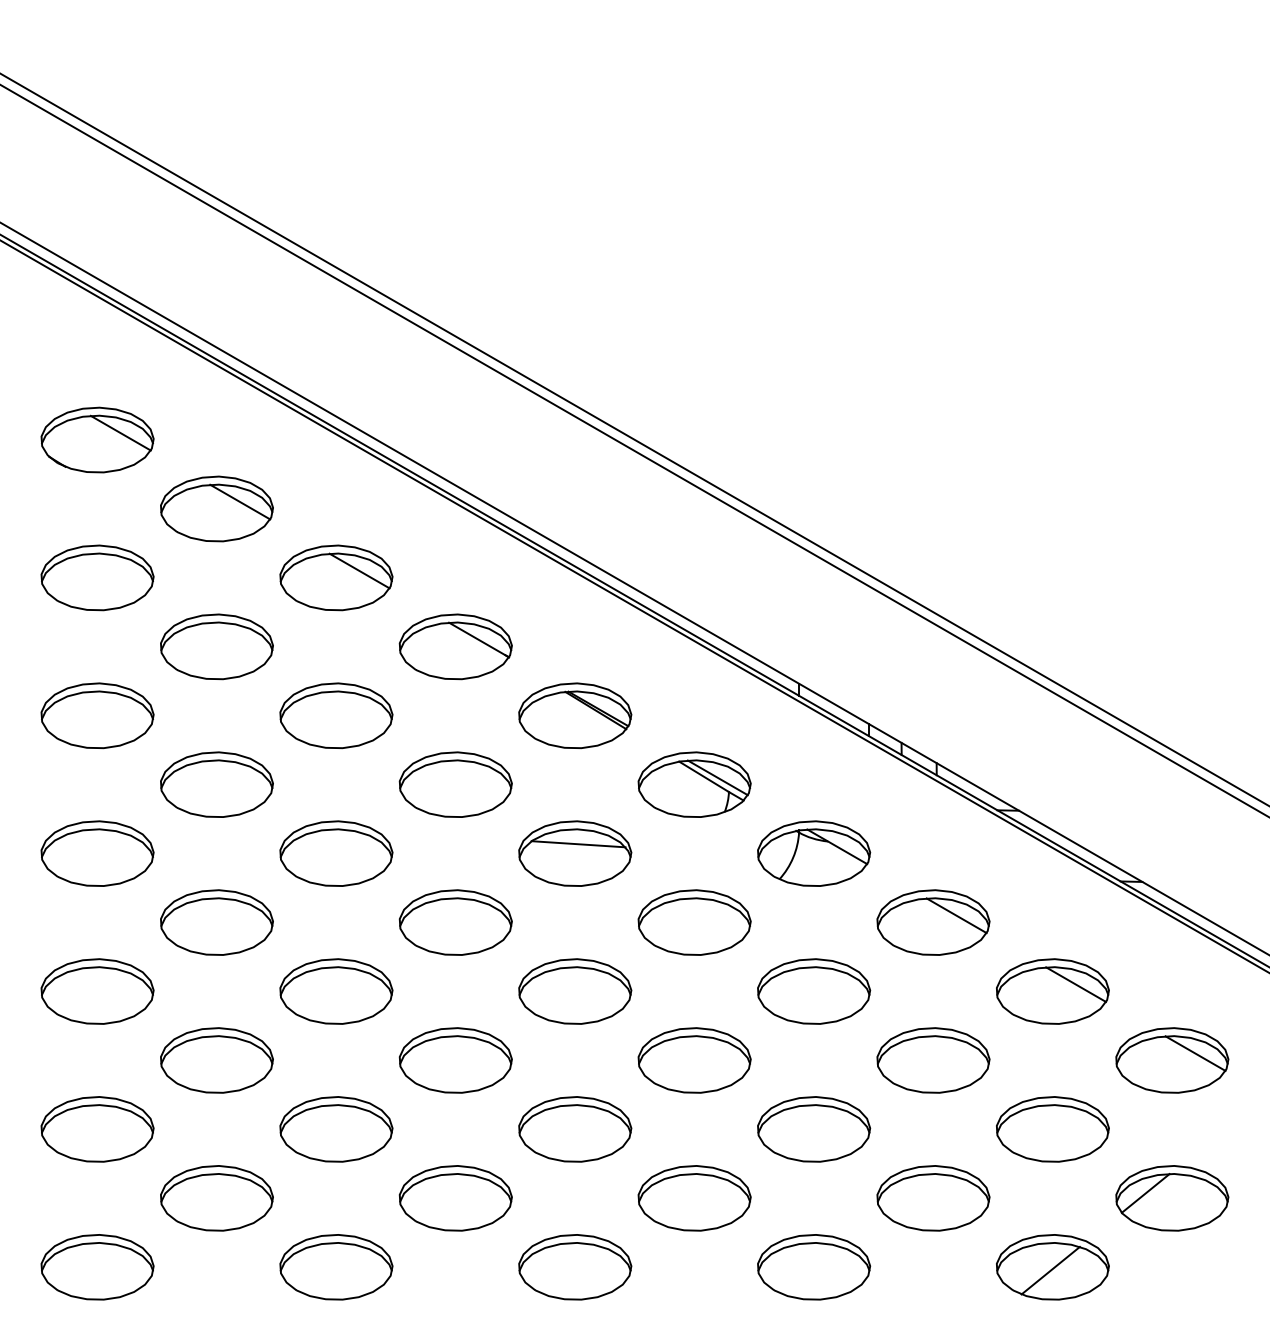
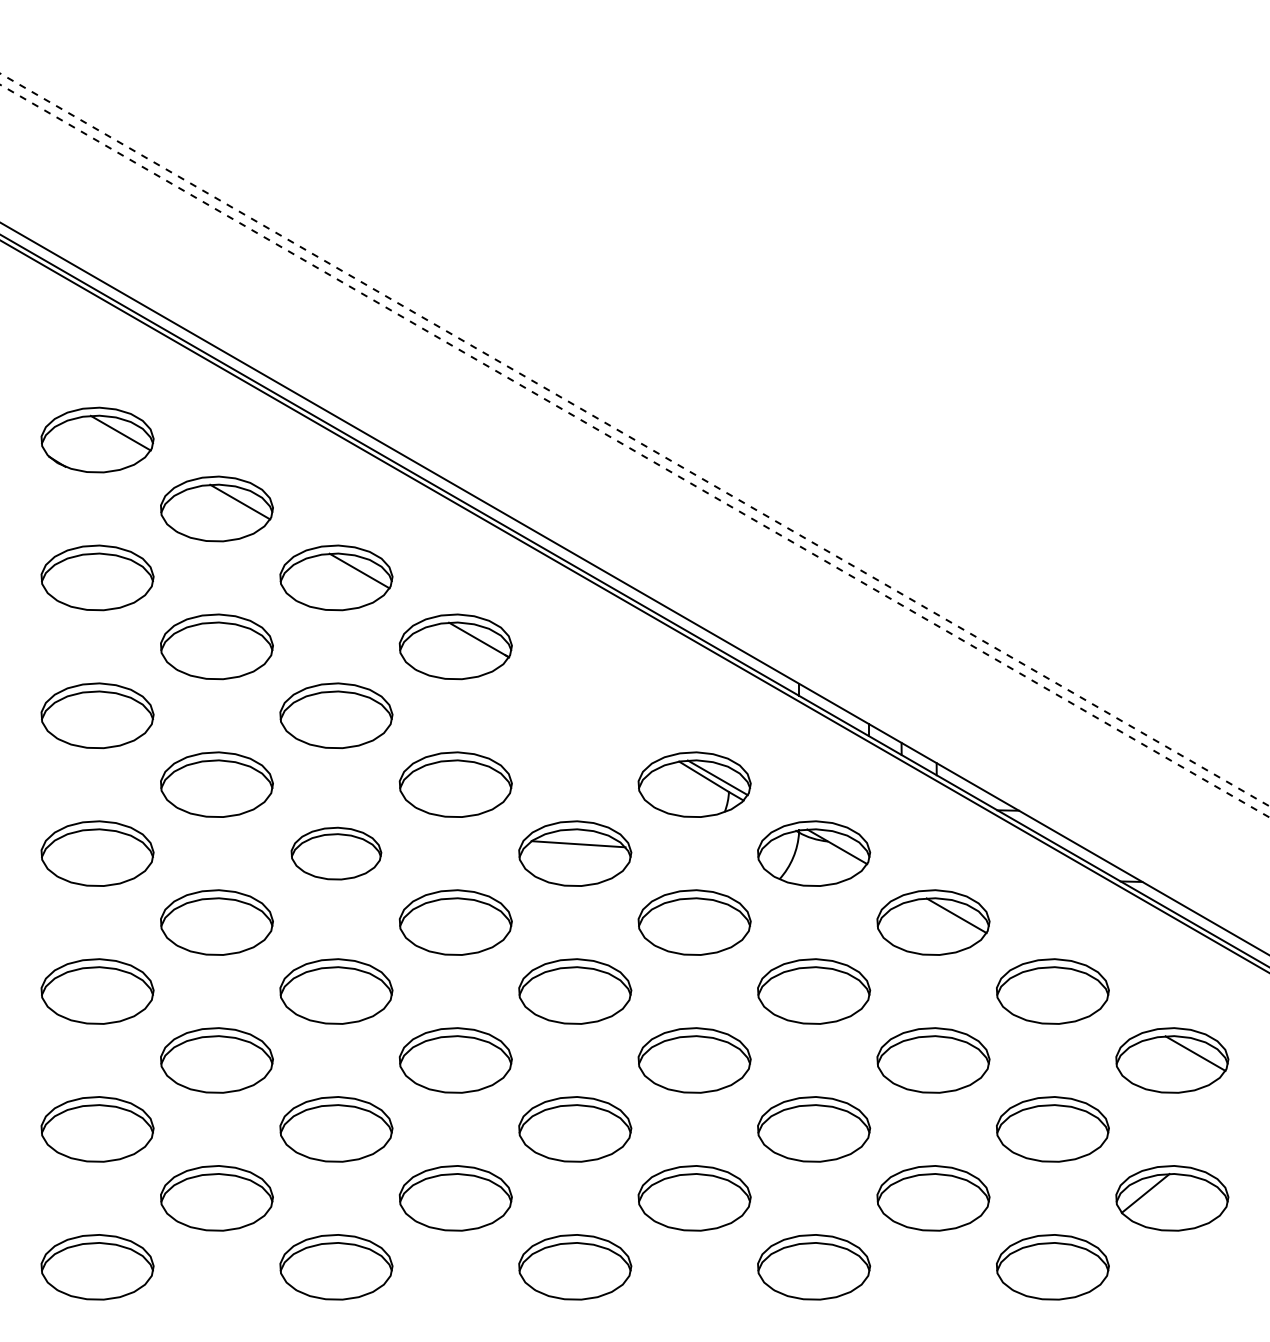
line: solid -> dashed (634, 439)
line: solid -> dashed (635, 451)
part: present -> none (575, 715)
part size: 115x67 px -> 93x55 px (336, 853)
line: present -> none (1076, 984)
line: present -> none (1050, 1270)
